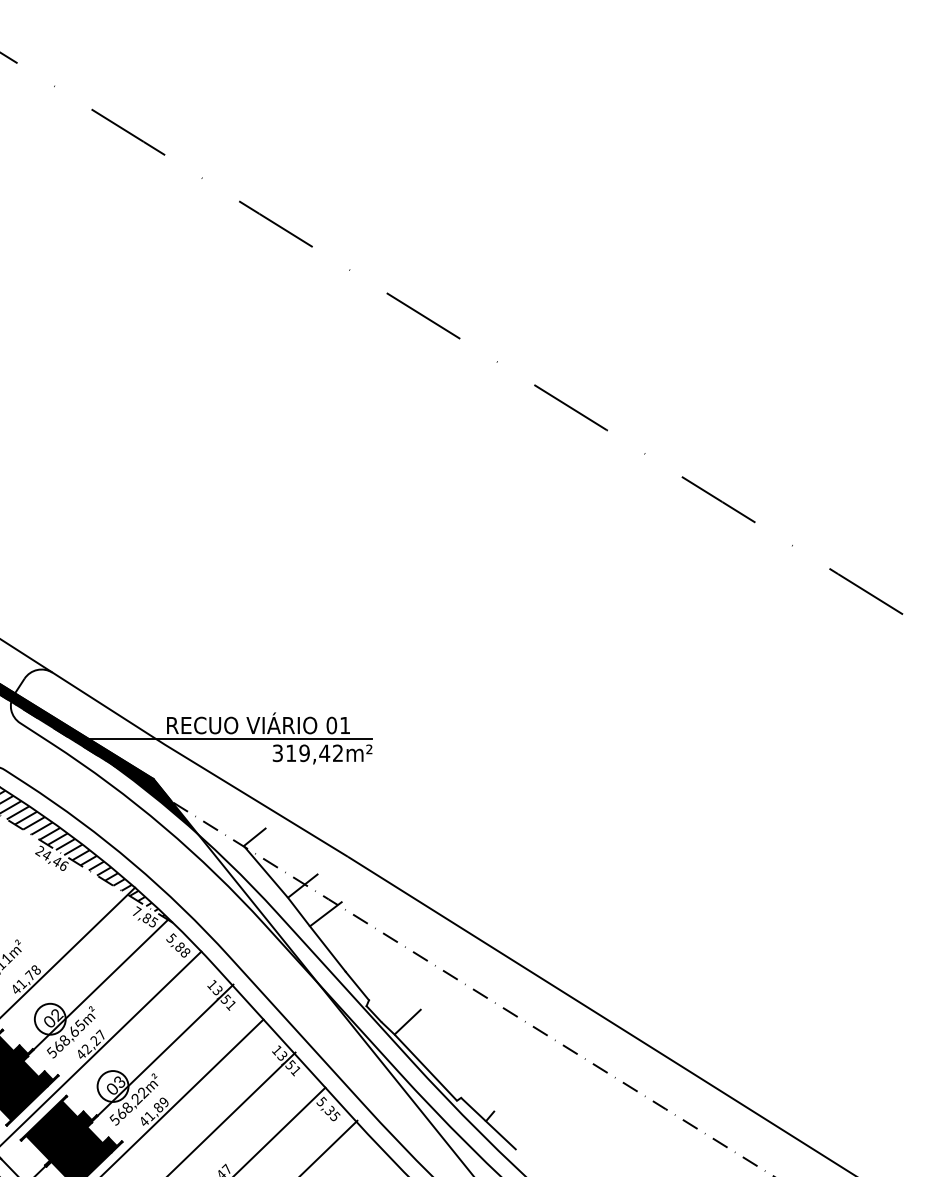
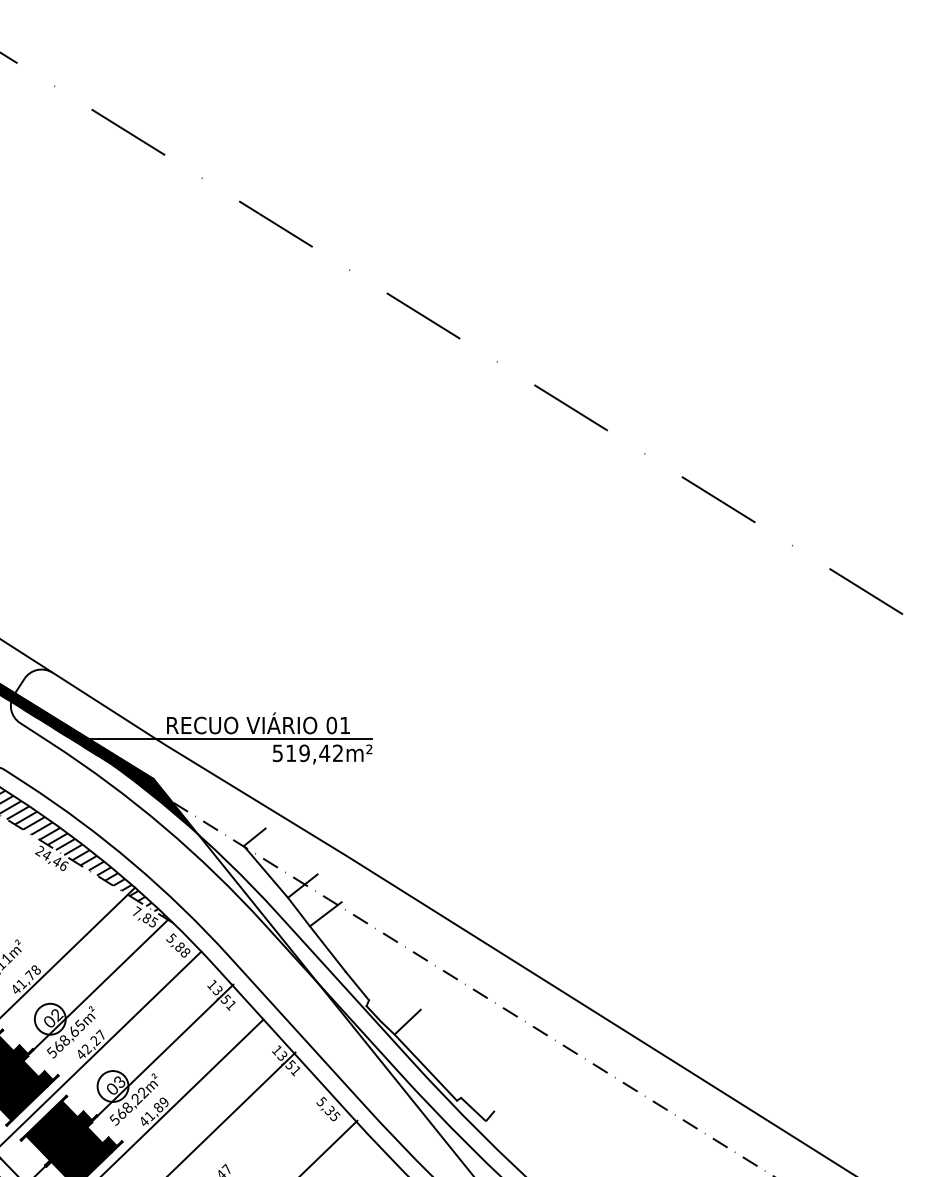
text: 319,42m² -> 519,42m² (277, 752)
line: present -> none (280, 1130)
line: present -> none (500, 1135)
